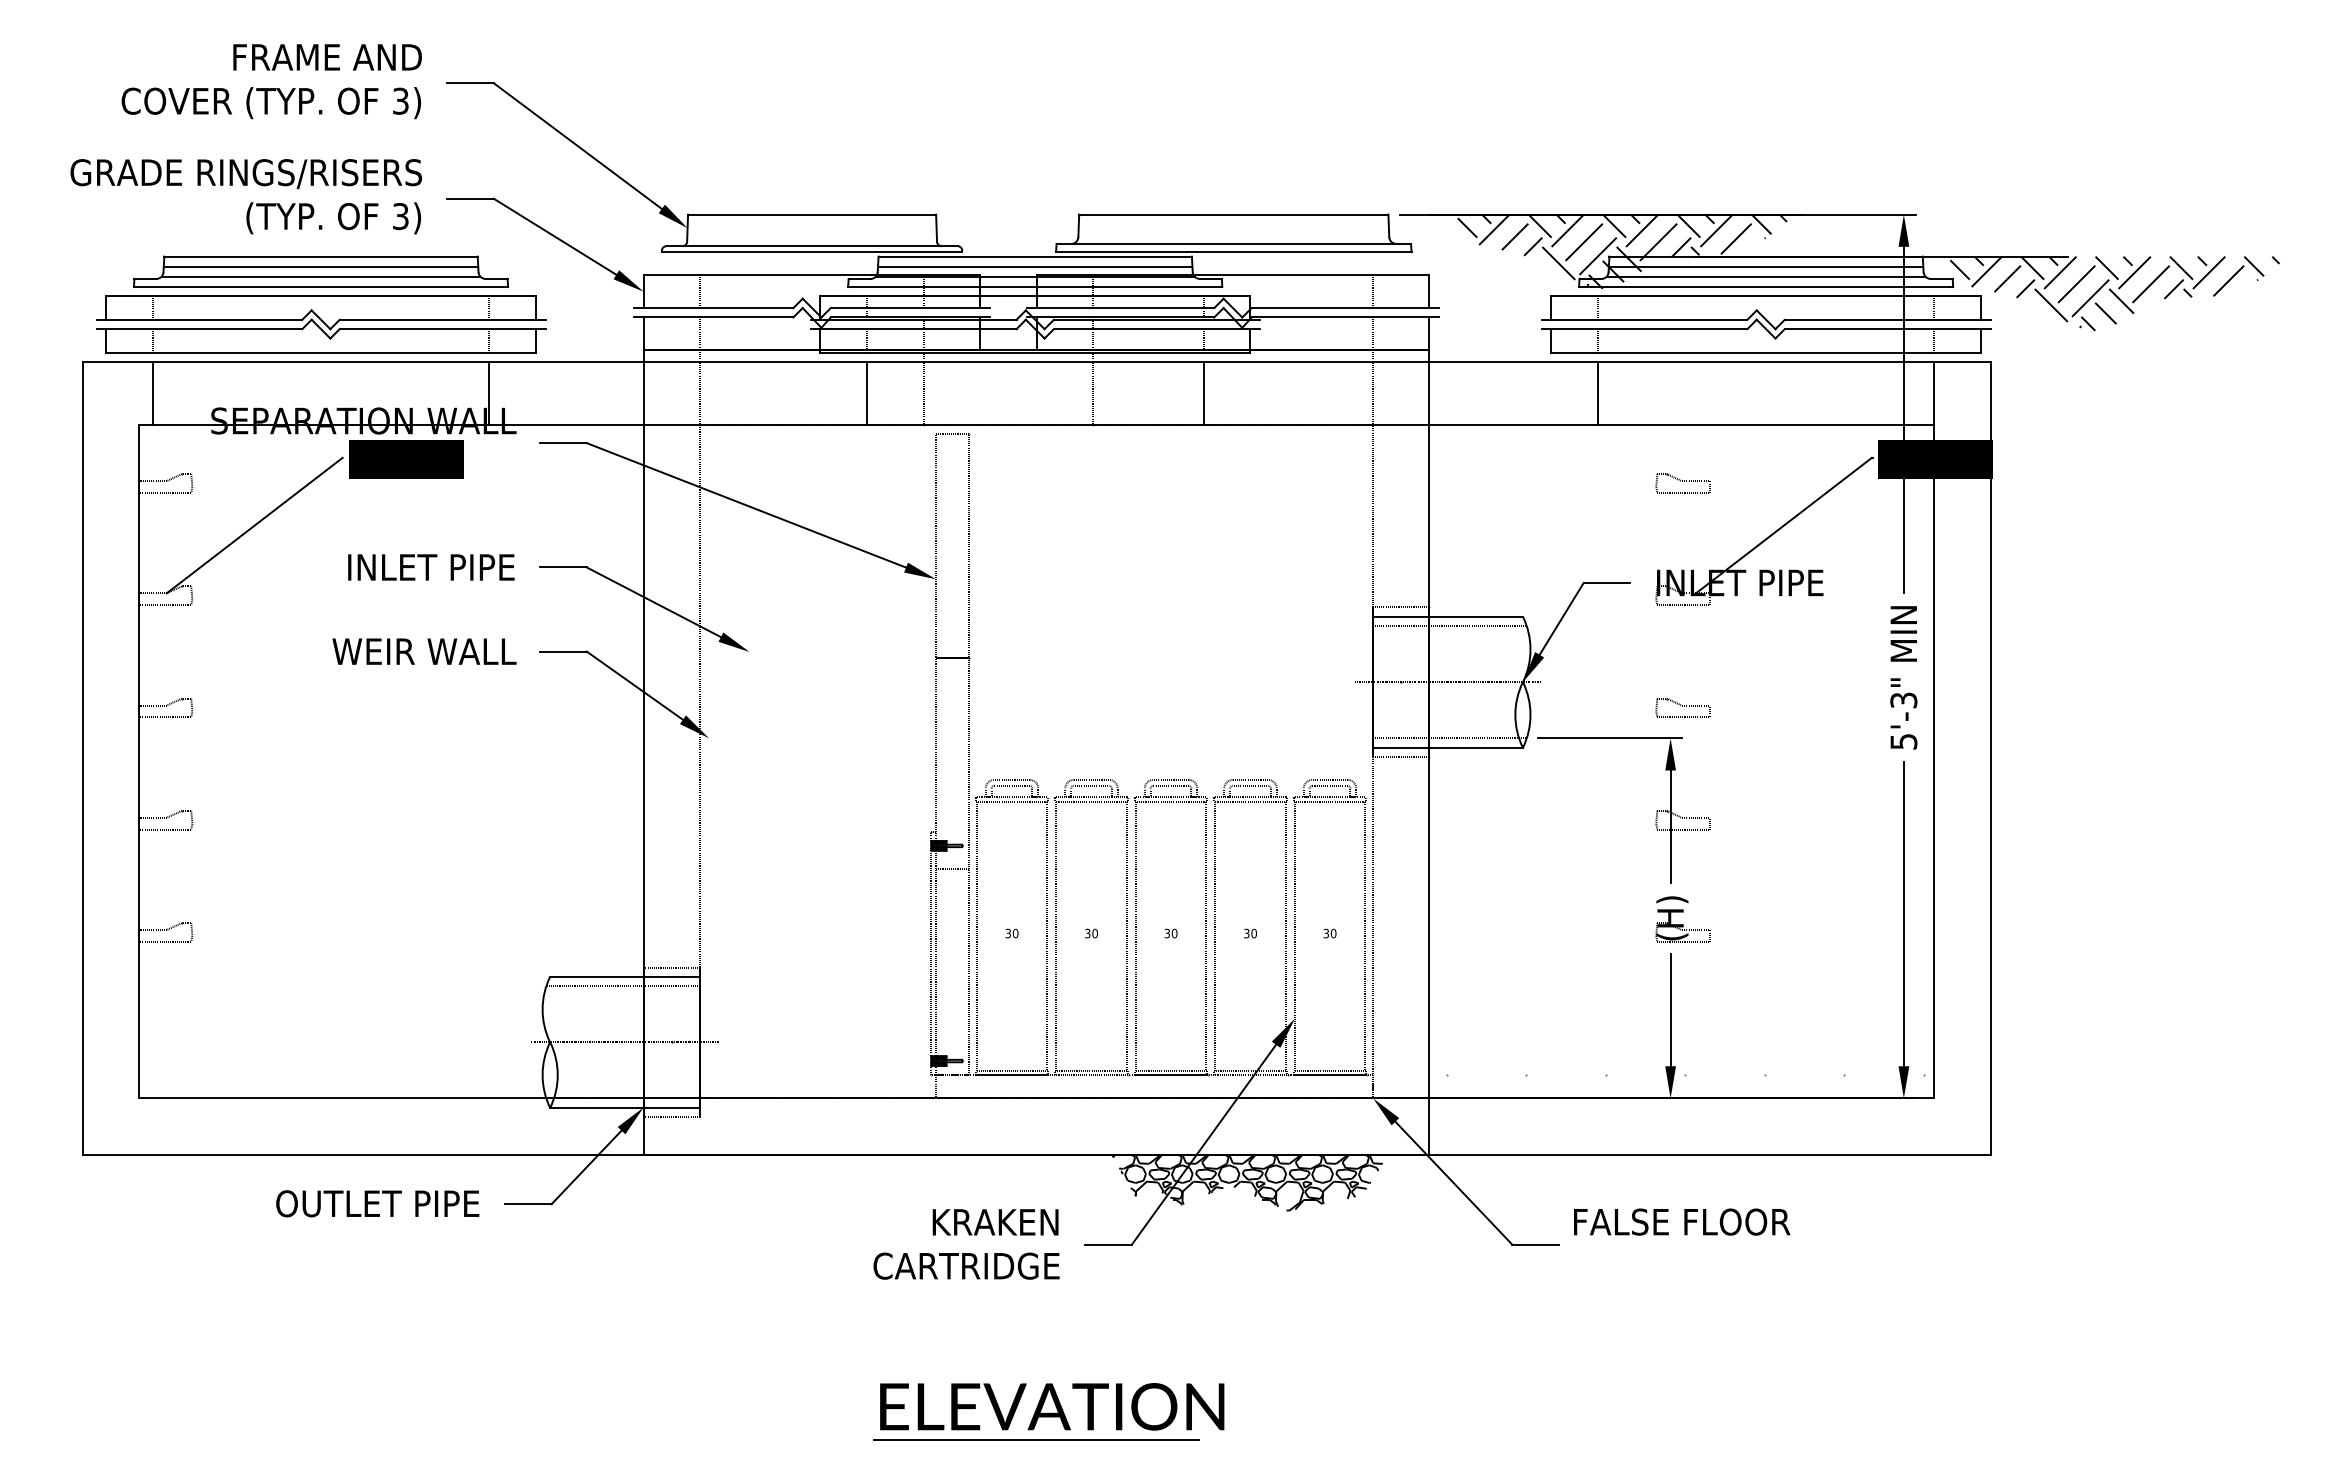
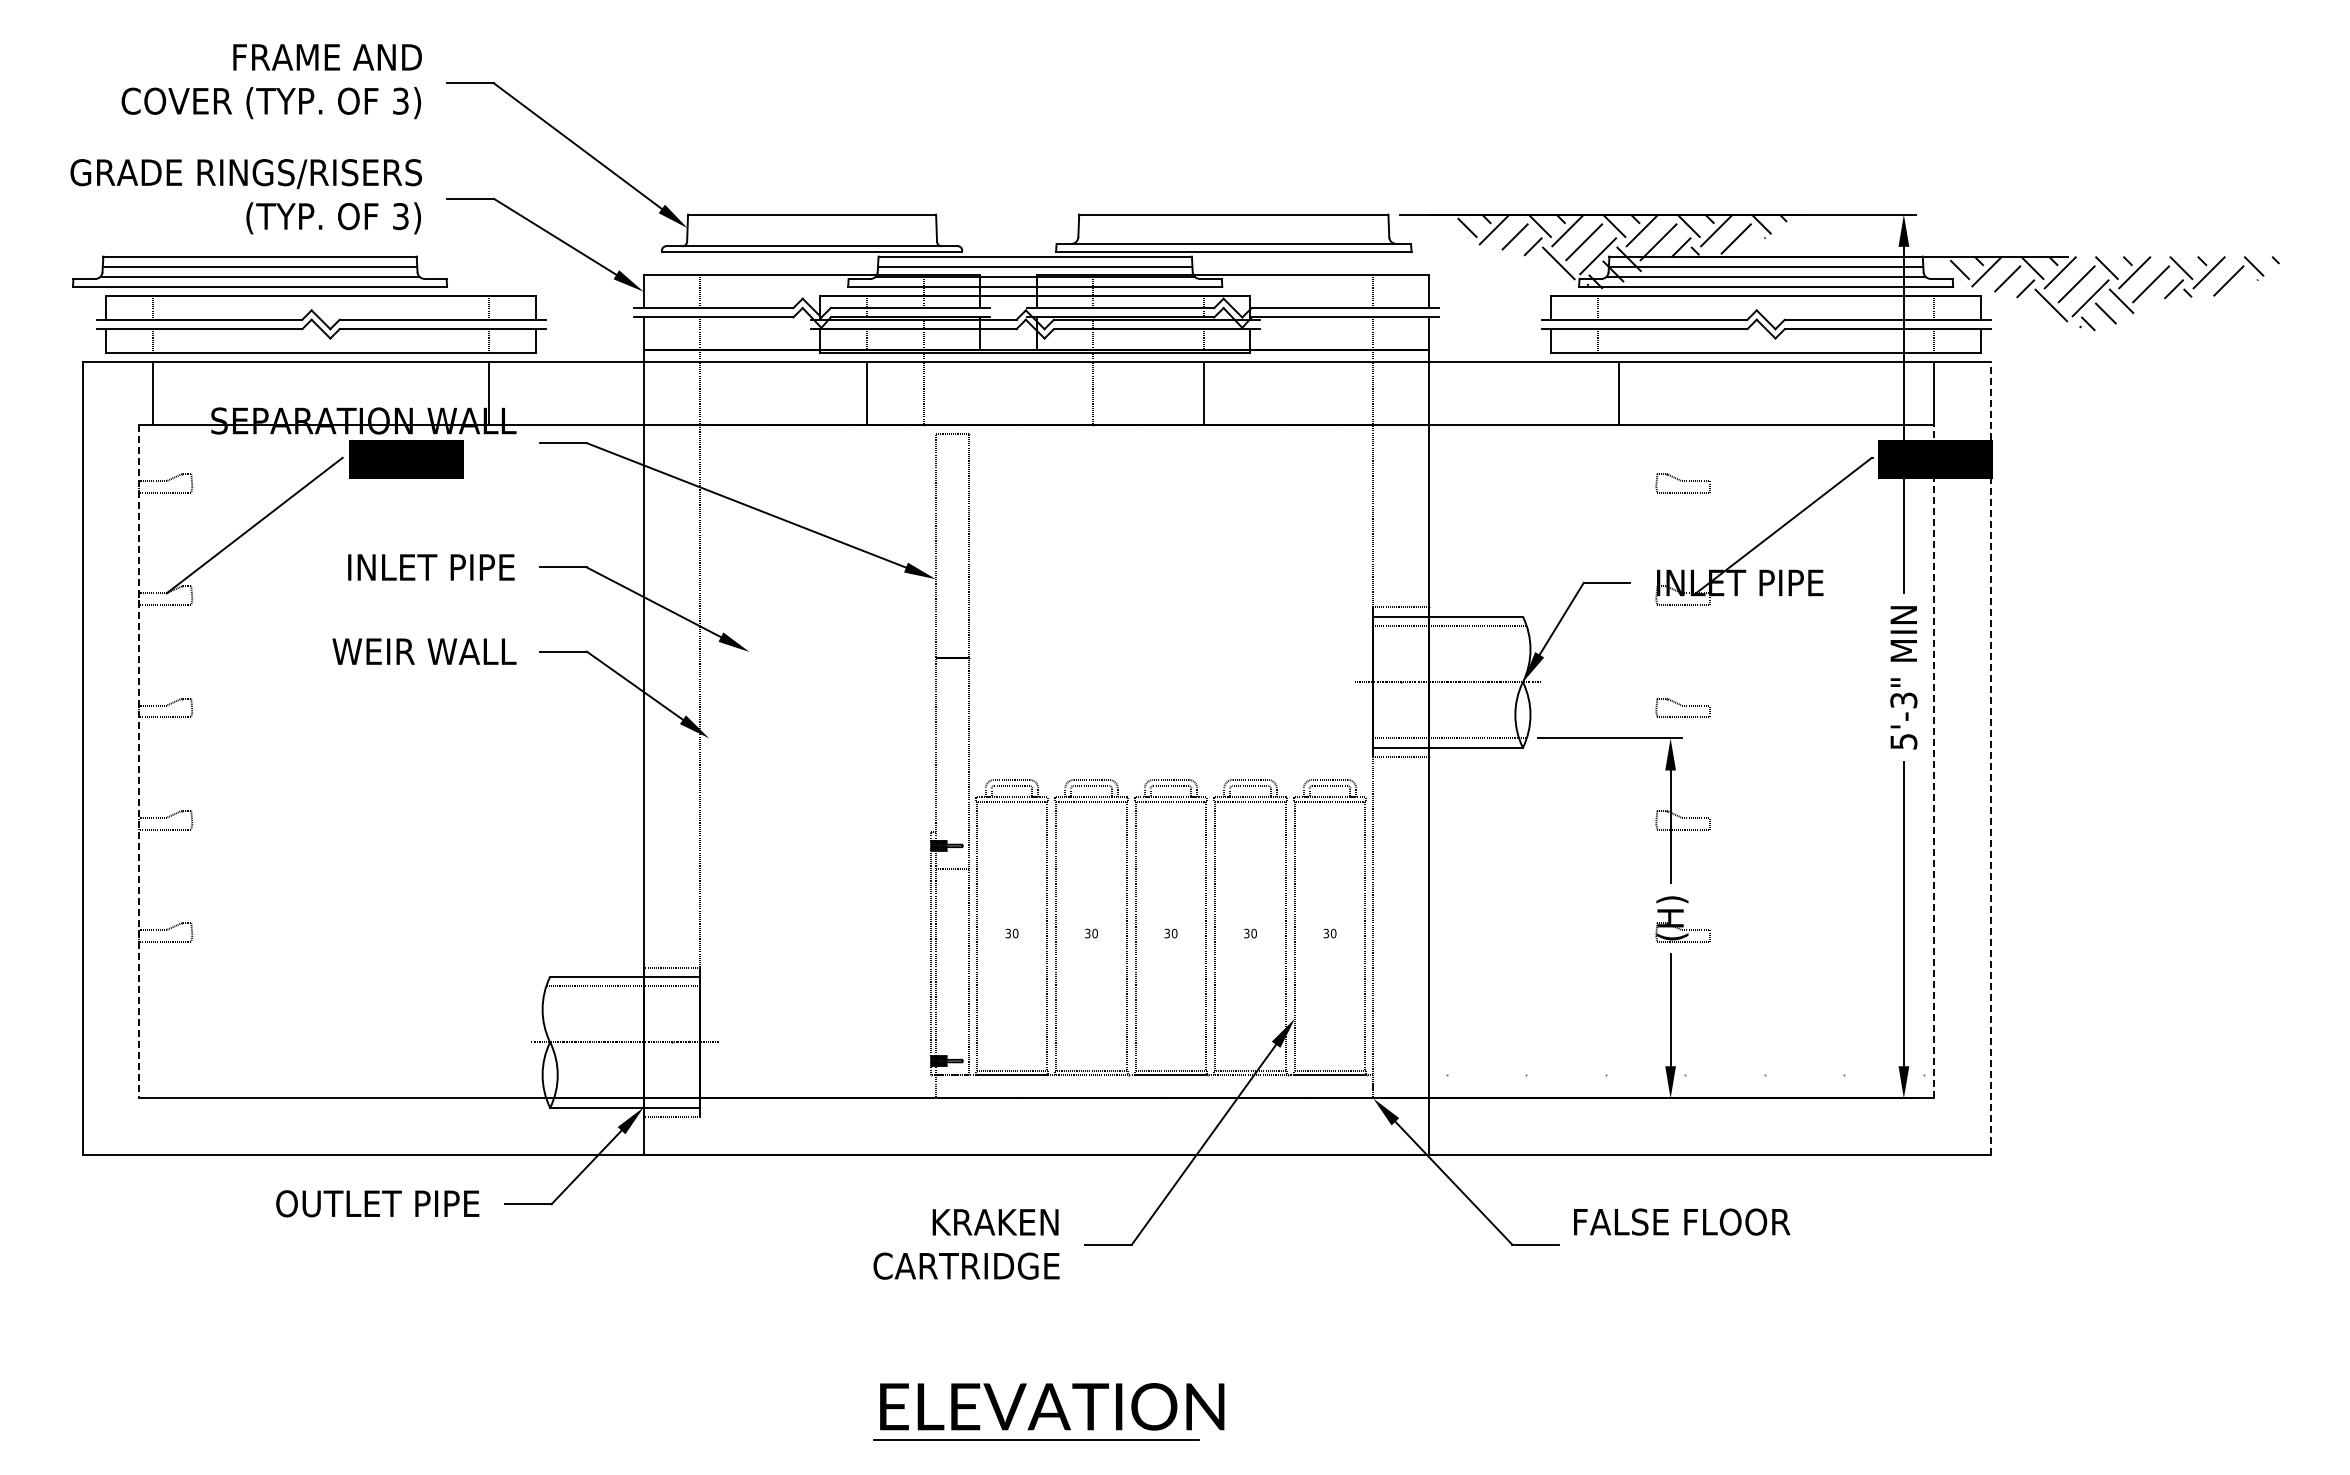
part position: (320, 271) -> (259, 271) (259, 271)
line position: (1597, 393) -> (1618, 393) (1618, 393)
line: solid -> dashed (1990, 757)
line: solid -> dashed (138, 761)
line: solid -> dashed (1934, 761)
hatch: present -> none (1247, 1182)
